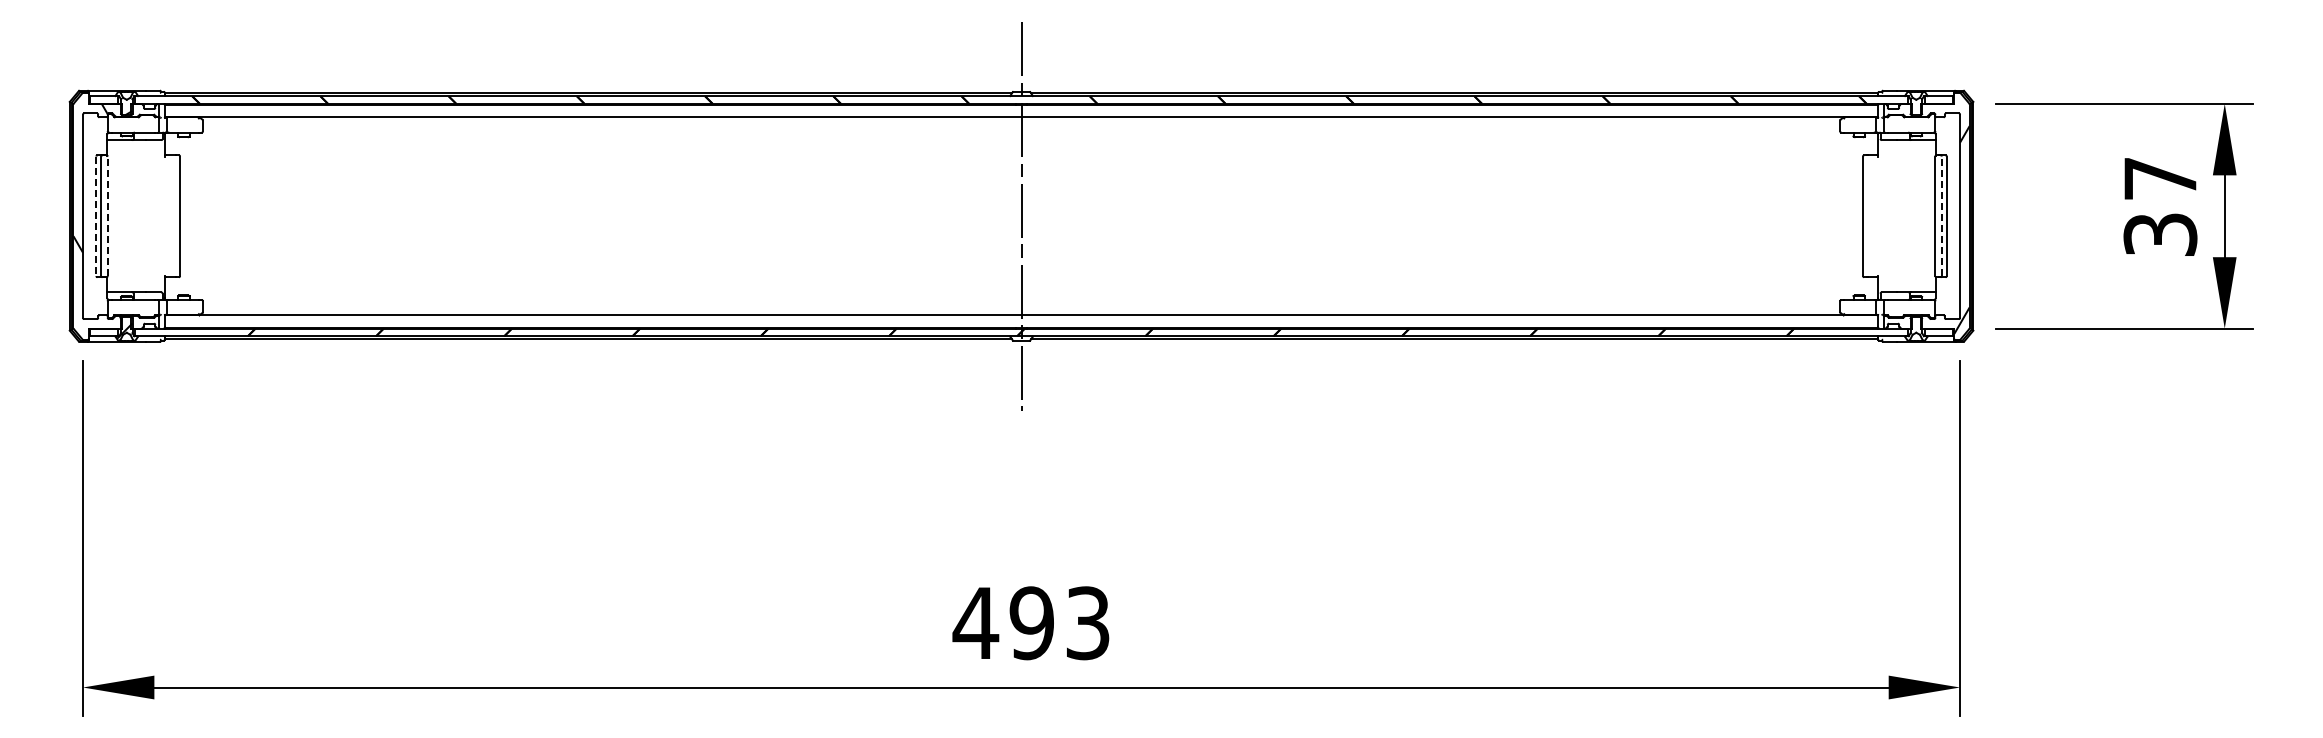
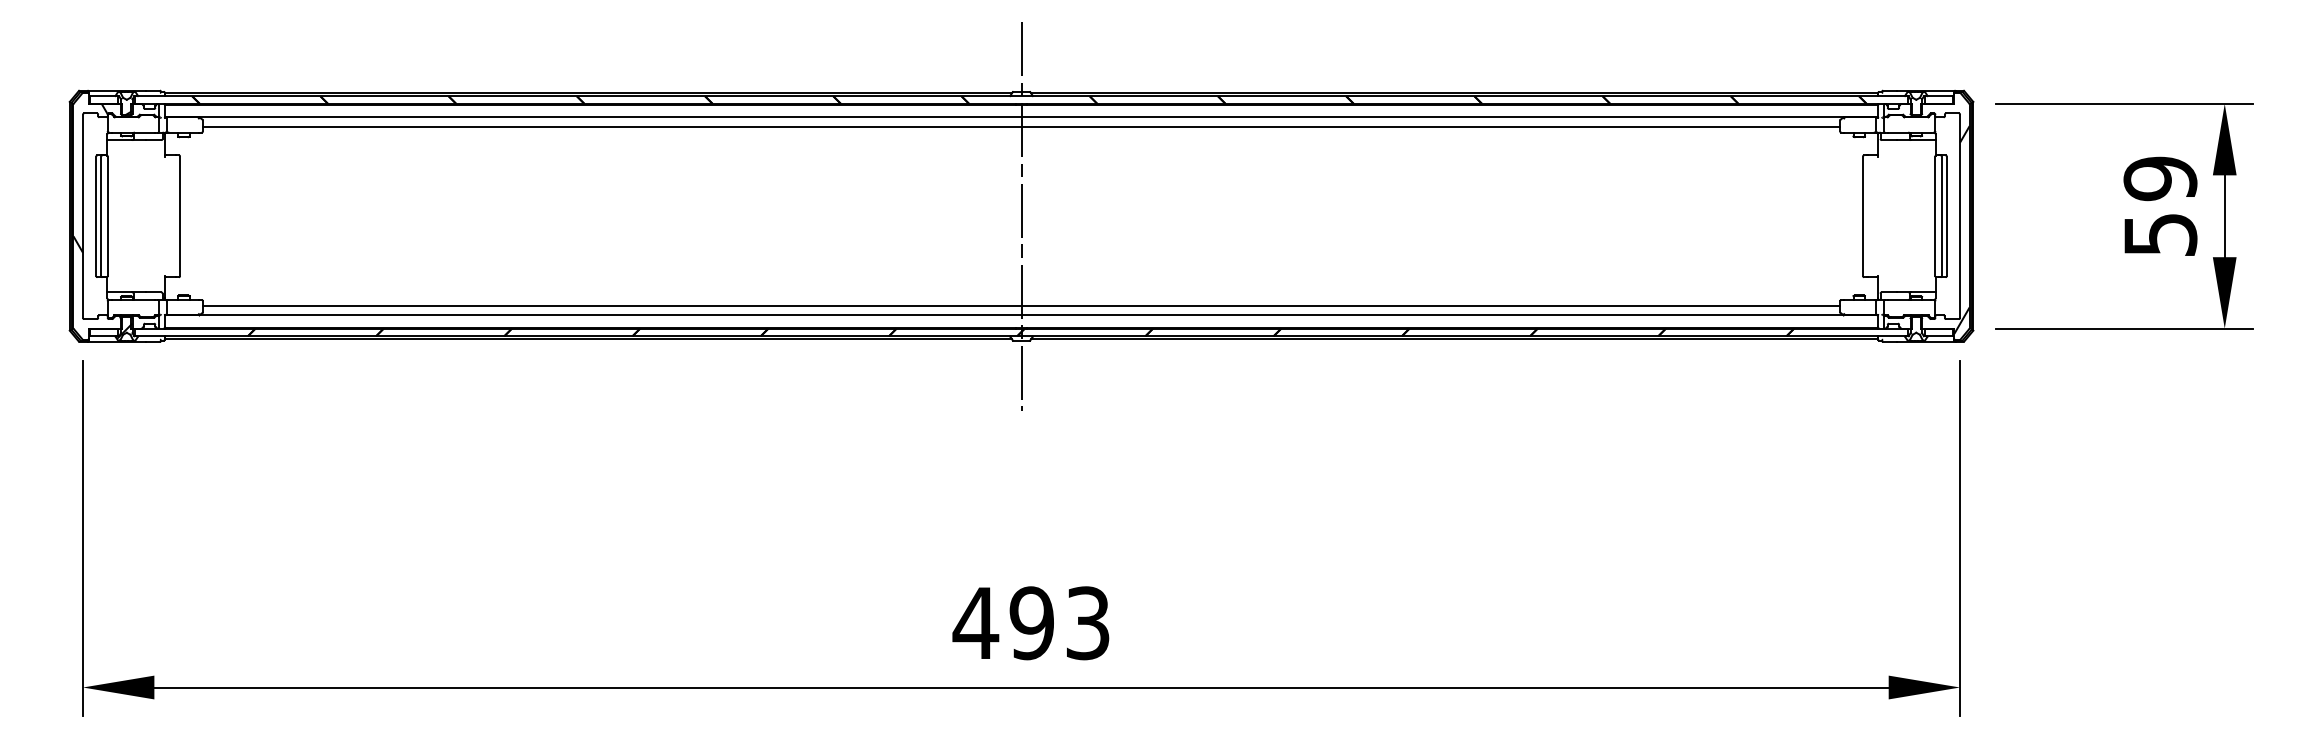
line: none -> present (1021, 126)
text: 37 -> 59 (2160, 205)
line: dashed -> solid (96, 216)
line: dashed -> solid (107, 216)
line: dashed -> solid (1941, 216)
line: none -> present (1021, 305)
